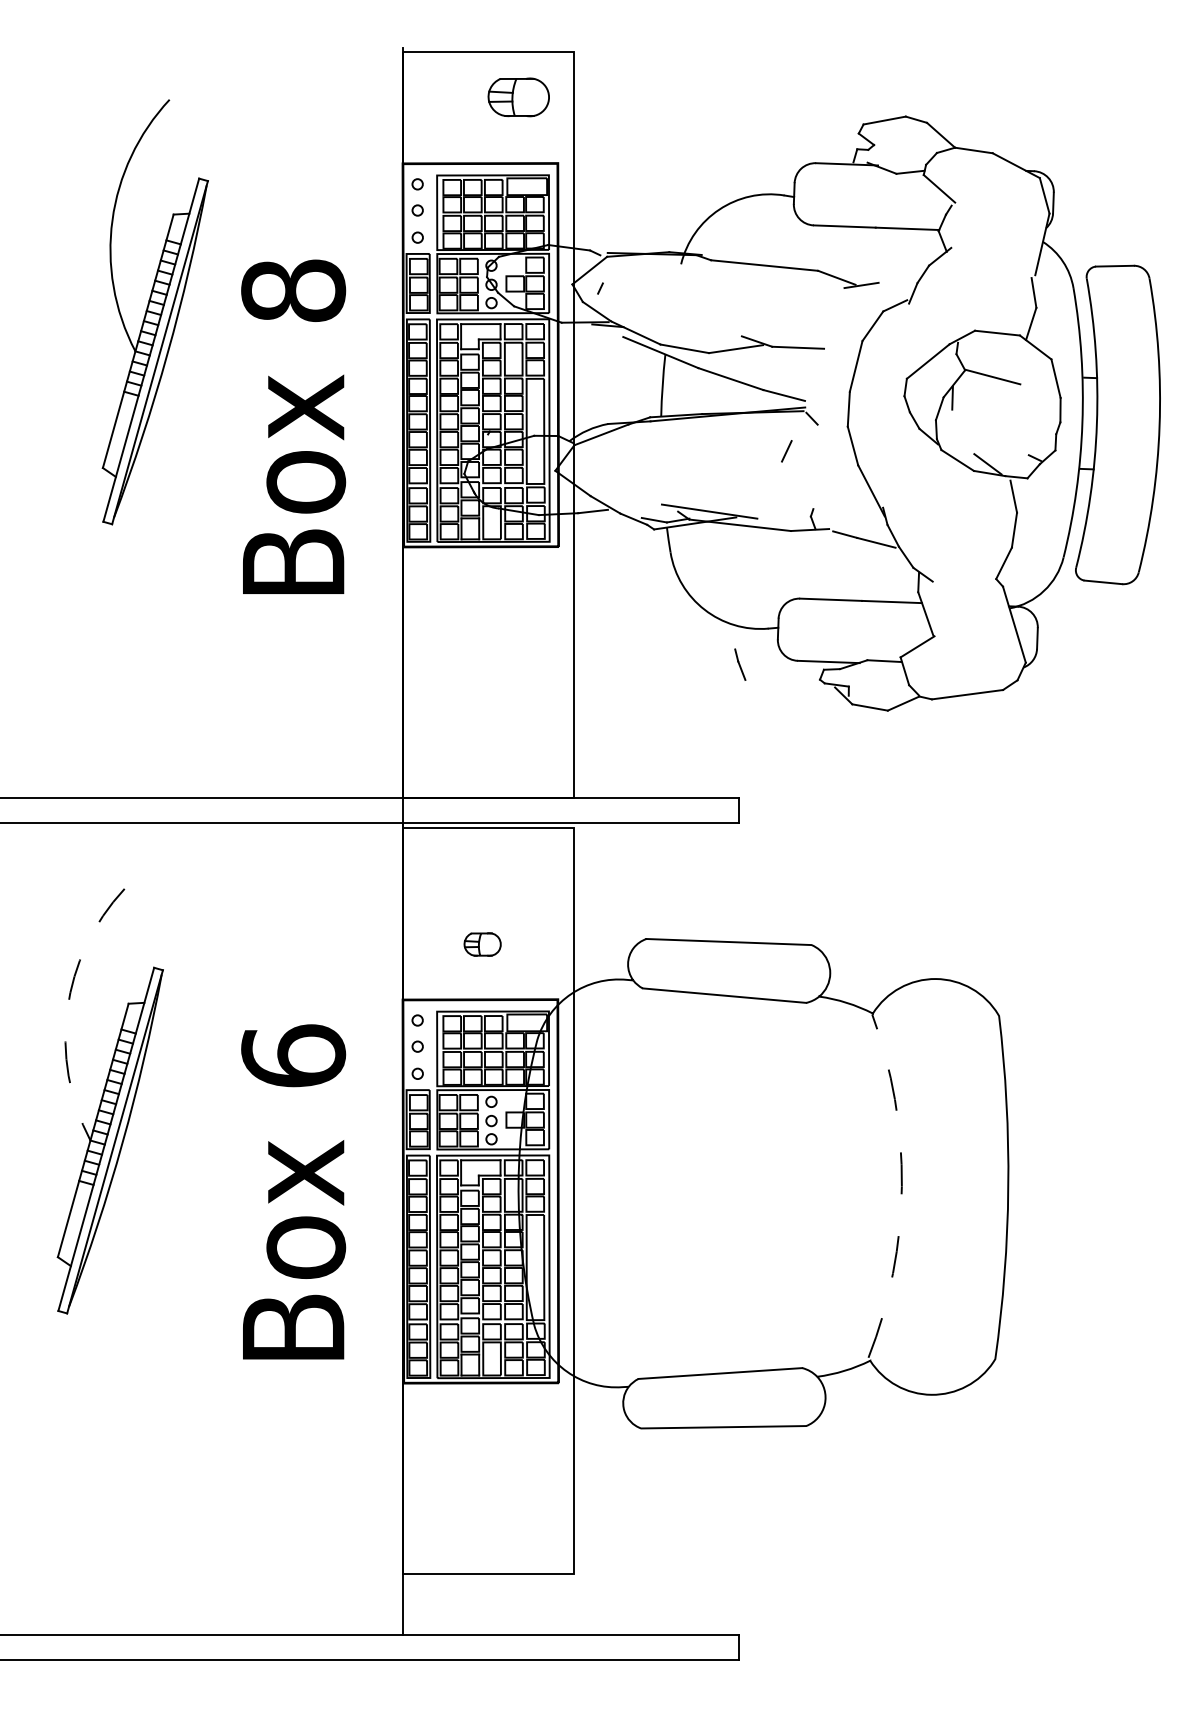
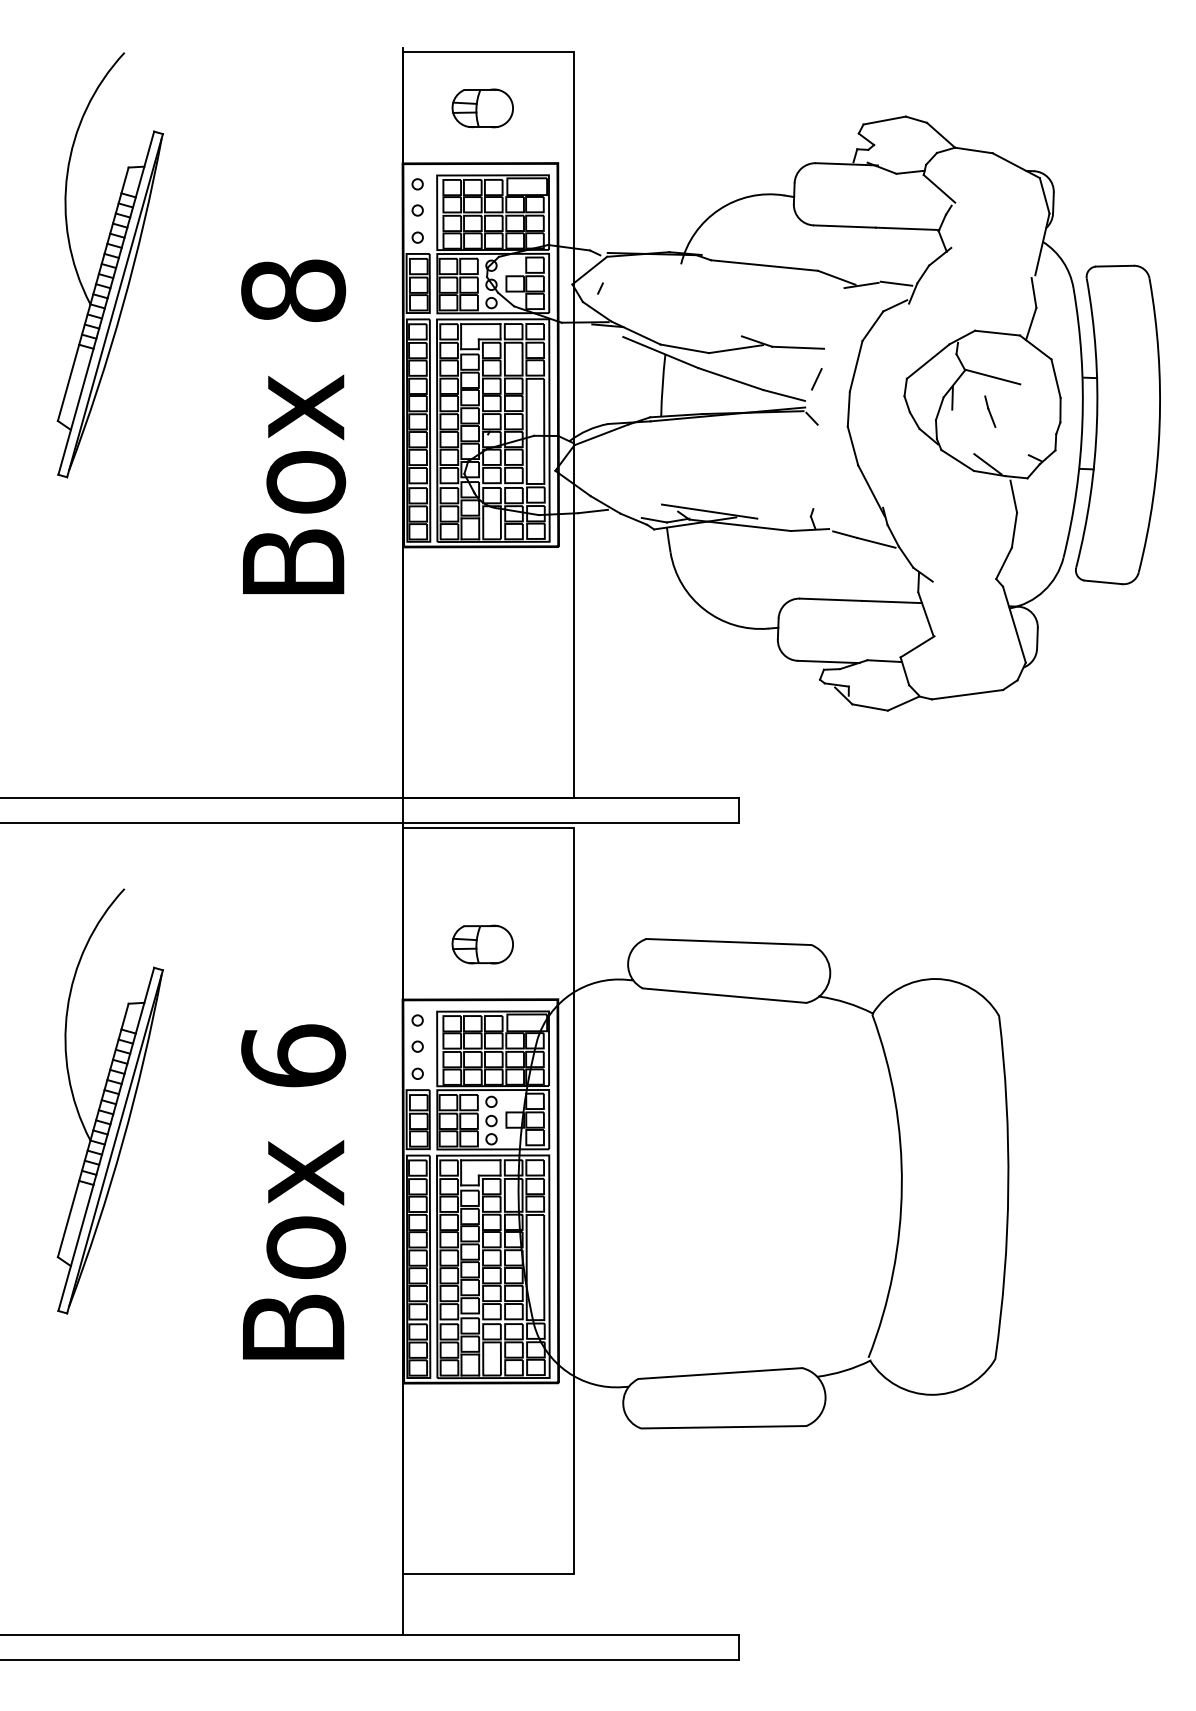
part position: (518, 97) -> (482, 108) (482, 108)
line: none -> present (896, 283)
part position: (154, 312) -> (109, 265) (109, 265)
line position: (786, 451) -> (816, 379) (816, 379)
line position: (740, 664) -> (990, 411) (990, 411)
part size: 39x25 px -> 63x41 px (482, 944)
arc: dashed -> solid (67, 1009)
arc: dashed -> solid (901, 1186)
